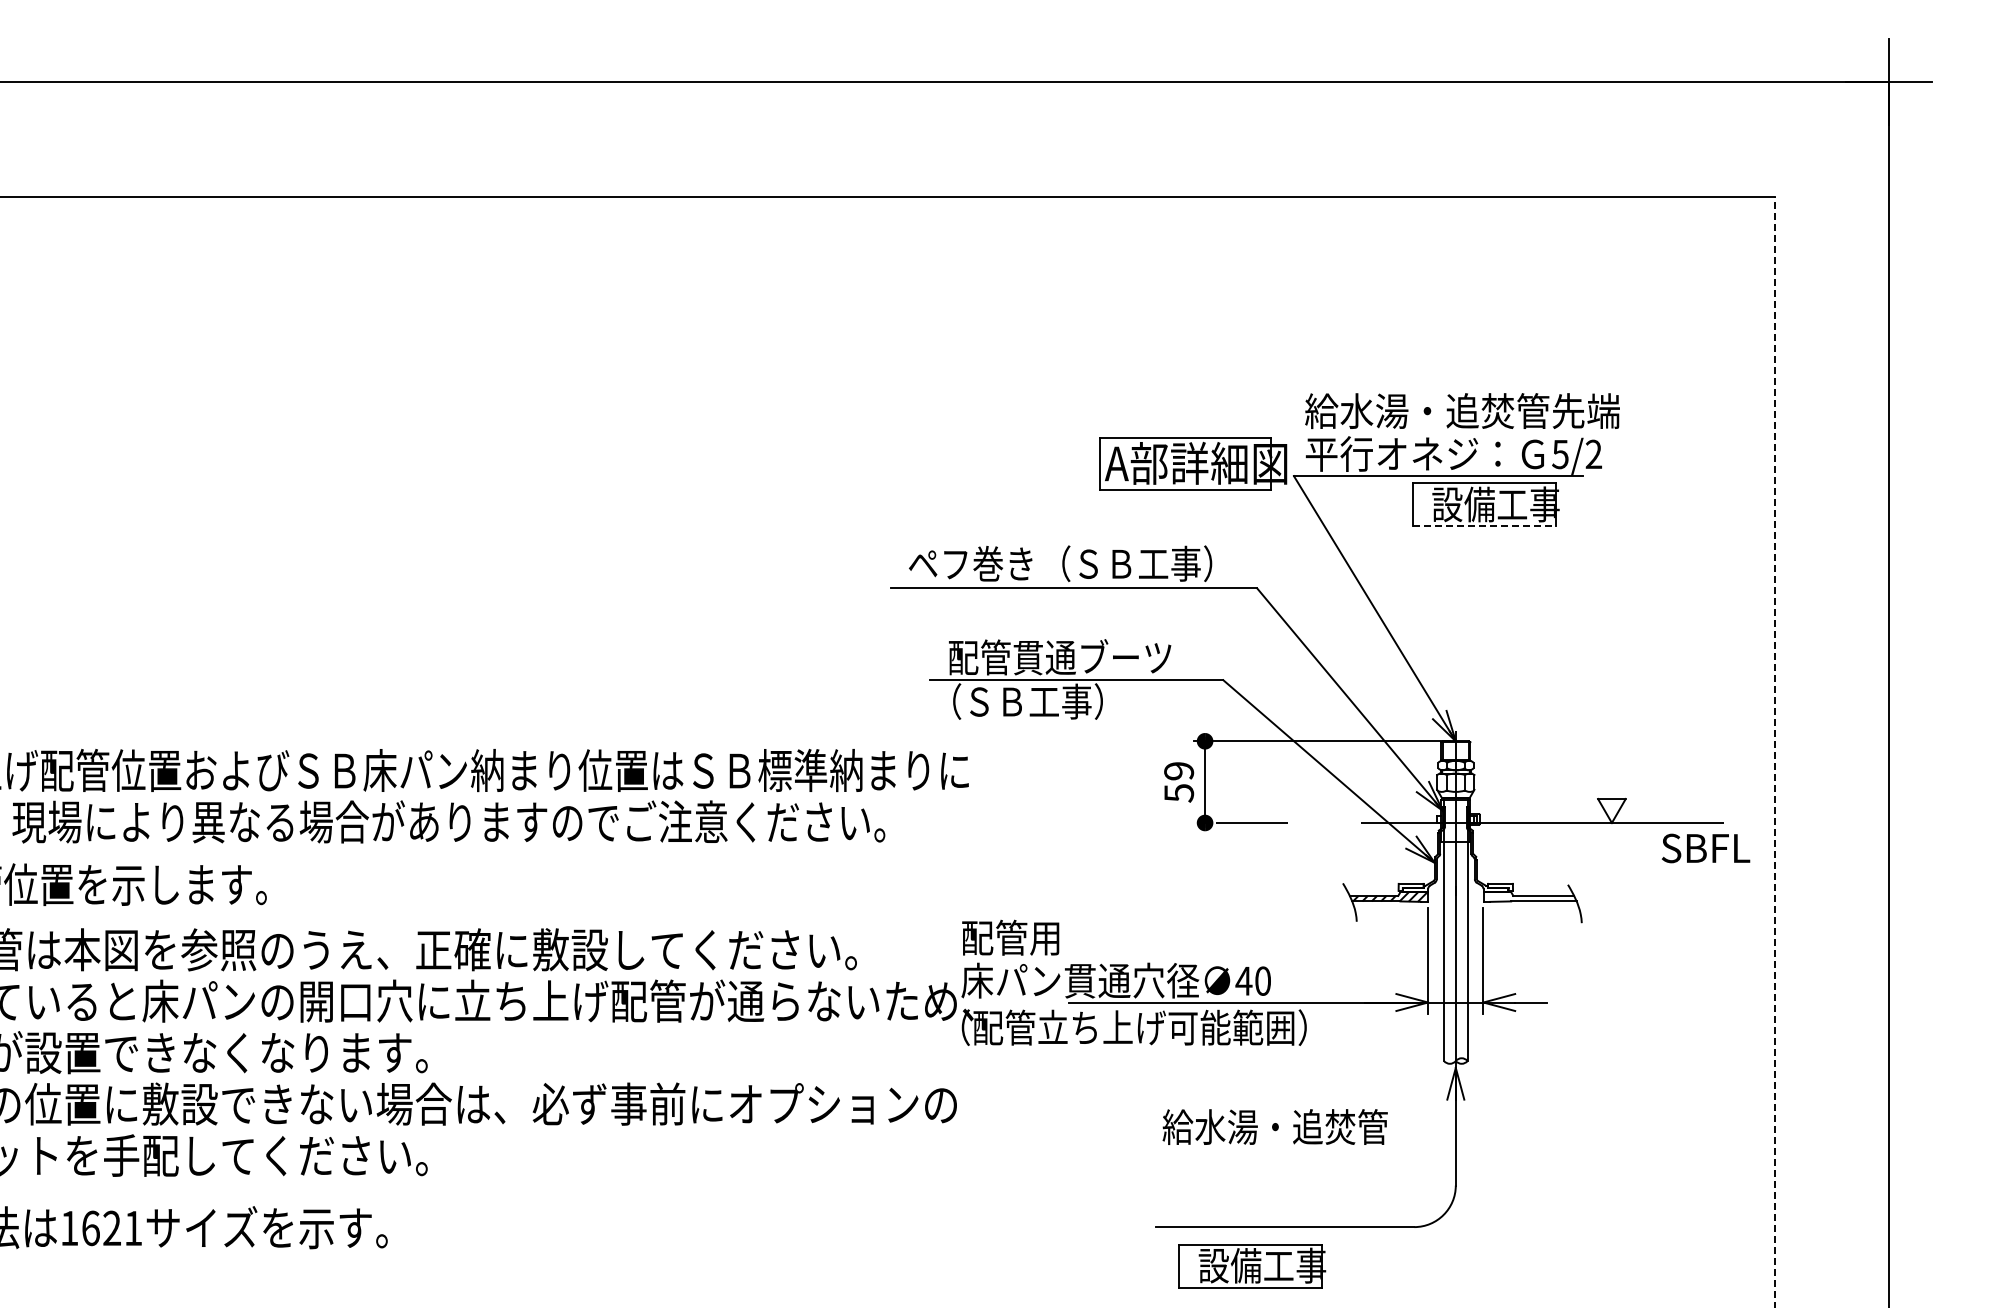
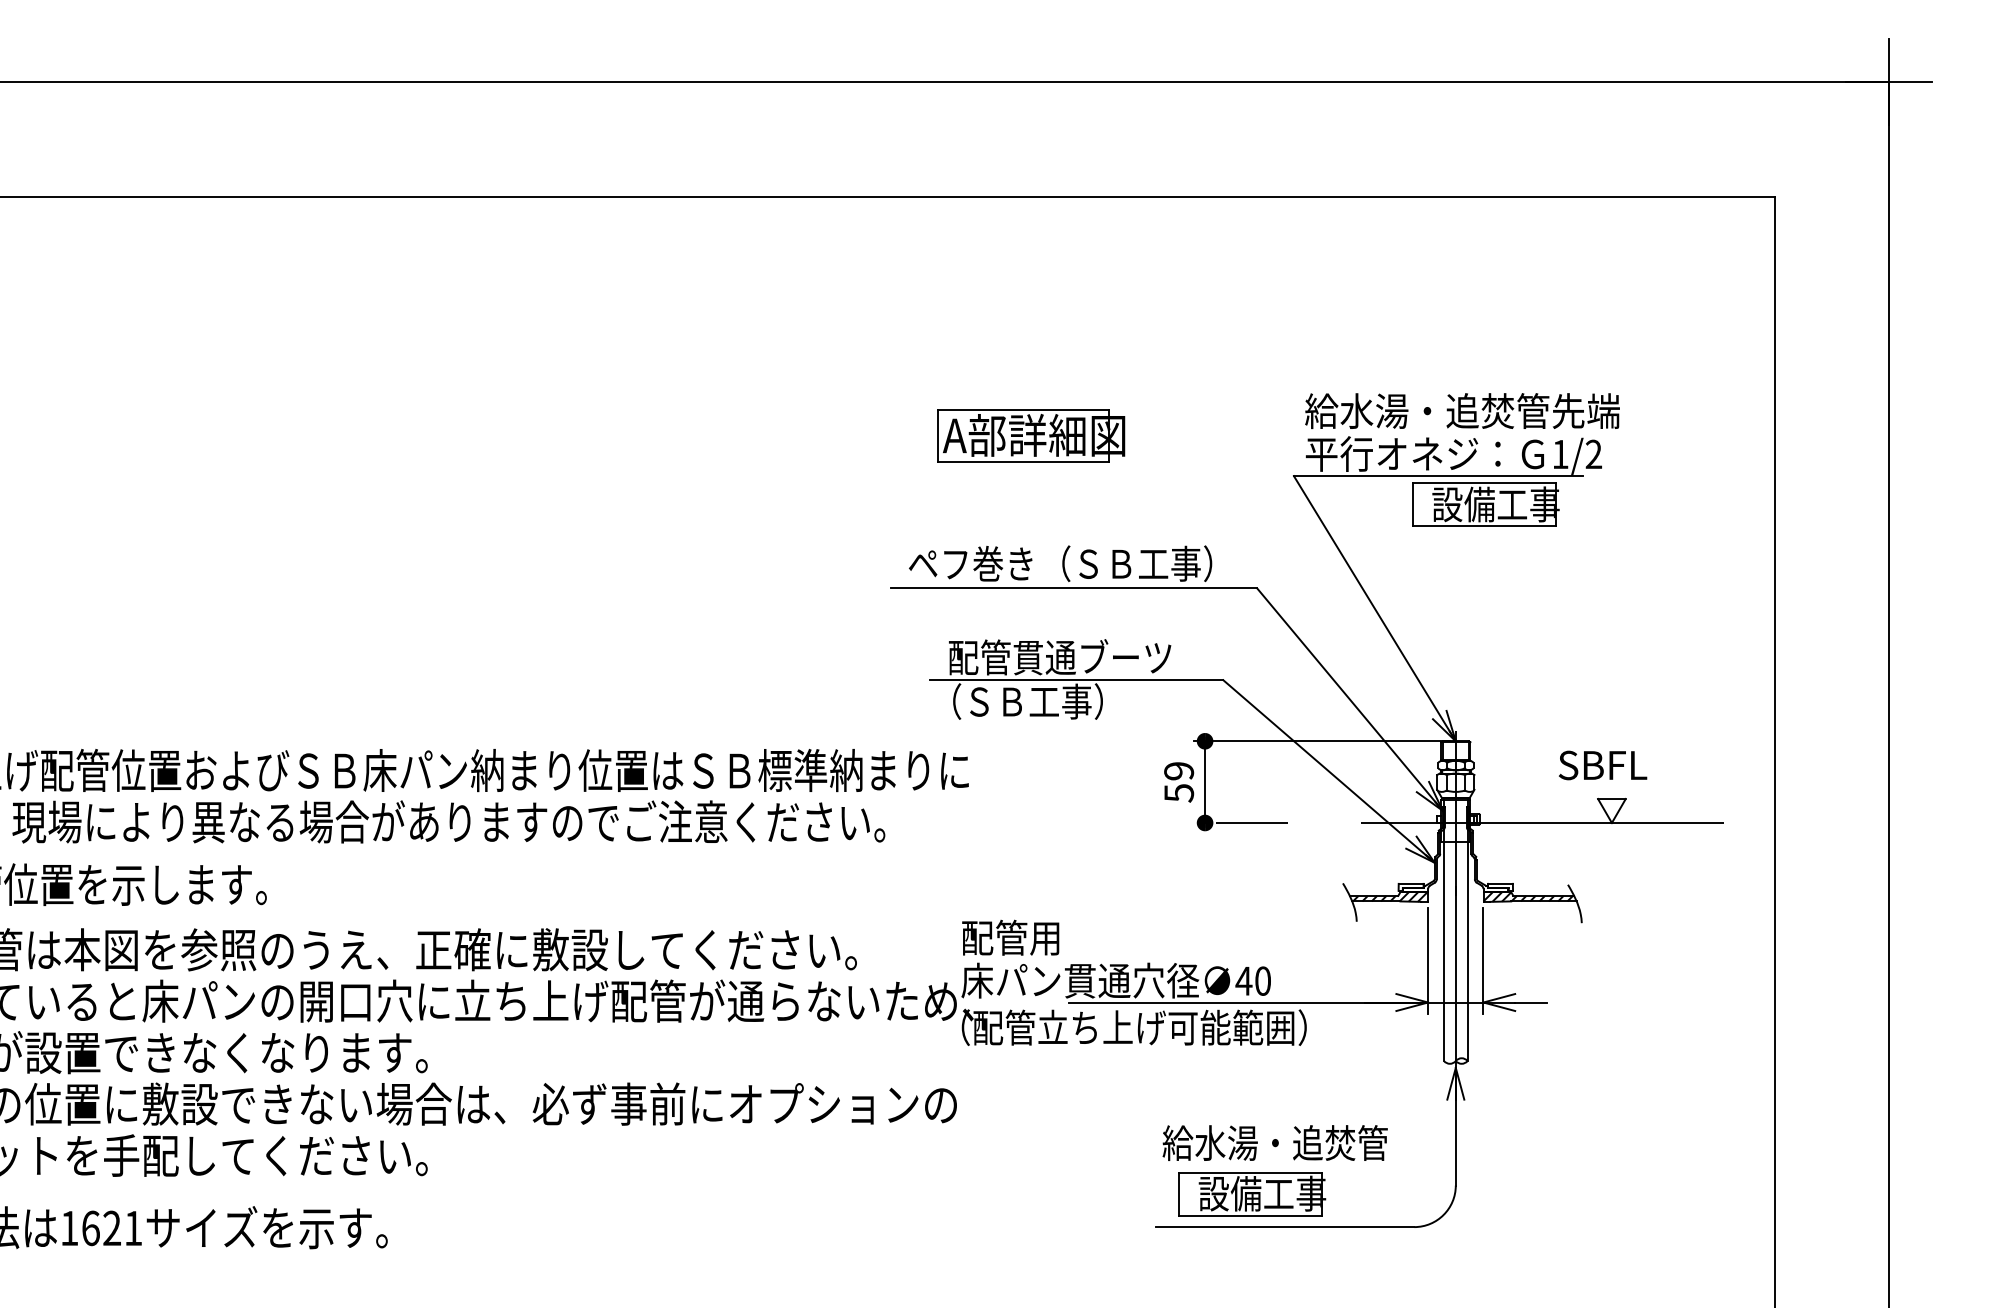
text: 5/2 -> 1/2 (1560, 454)
part position: (1193, 463) -> (1031, 435) (1031, 435)
line: dashed -> solid (1484, 526)
line: dashed -> solid (1774, 751)
text position: (1706, 848) -> (1603, 765) (1603, 765)
hatch: none -> present (1527, 896)
text position: (1274, 1126) -> (1274, 1142) (1274, 1142)
part position: (1252, 1266) -> (1252, 1194) (1252, 1194)
